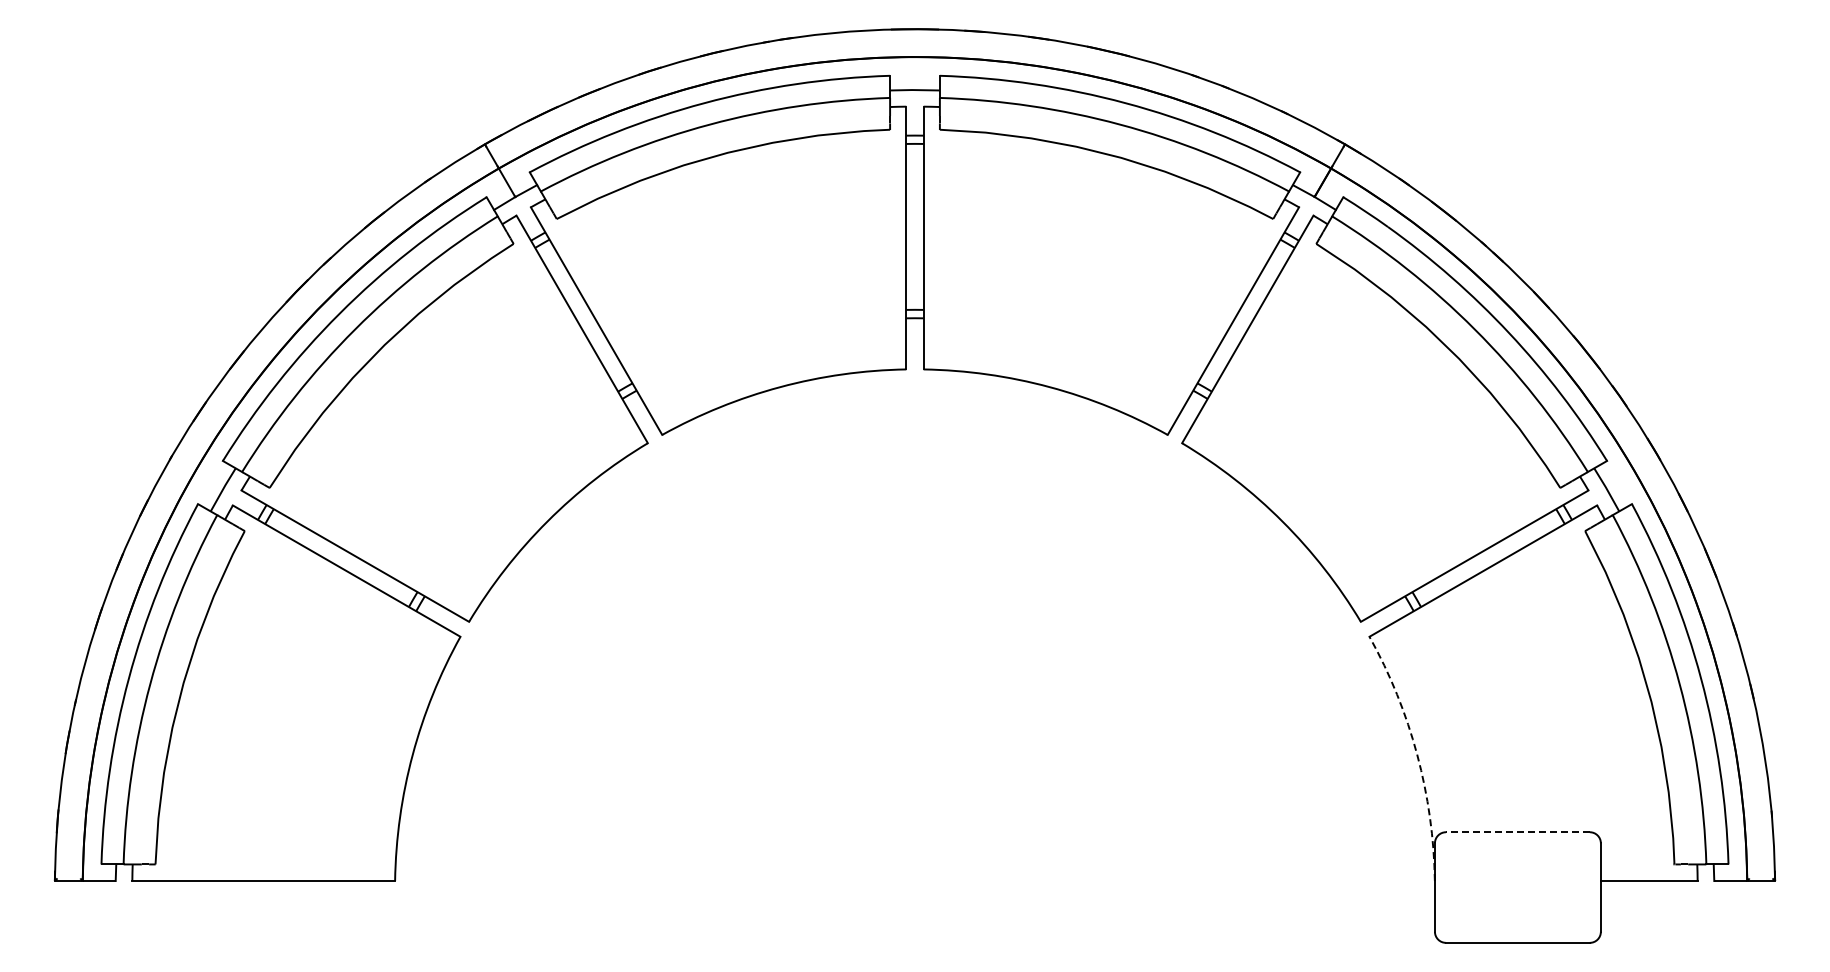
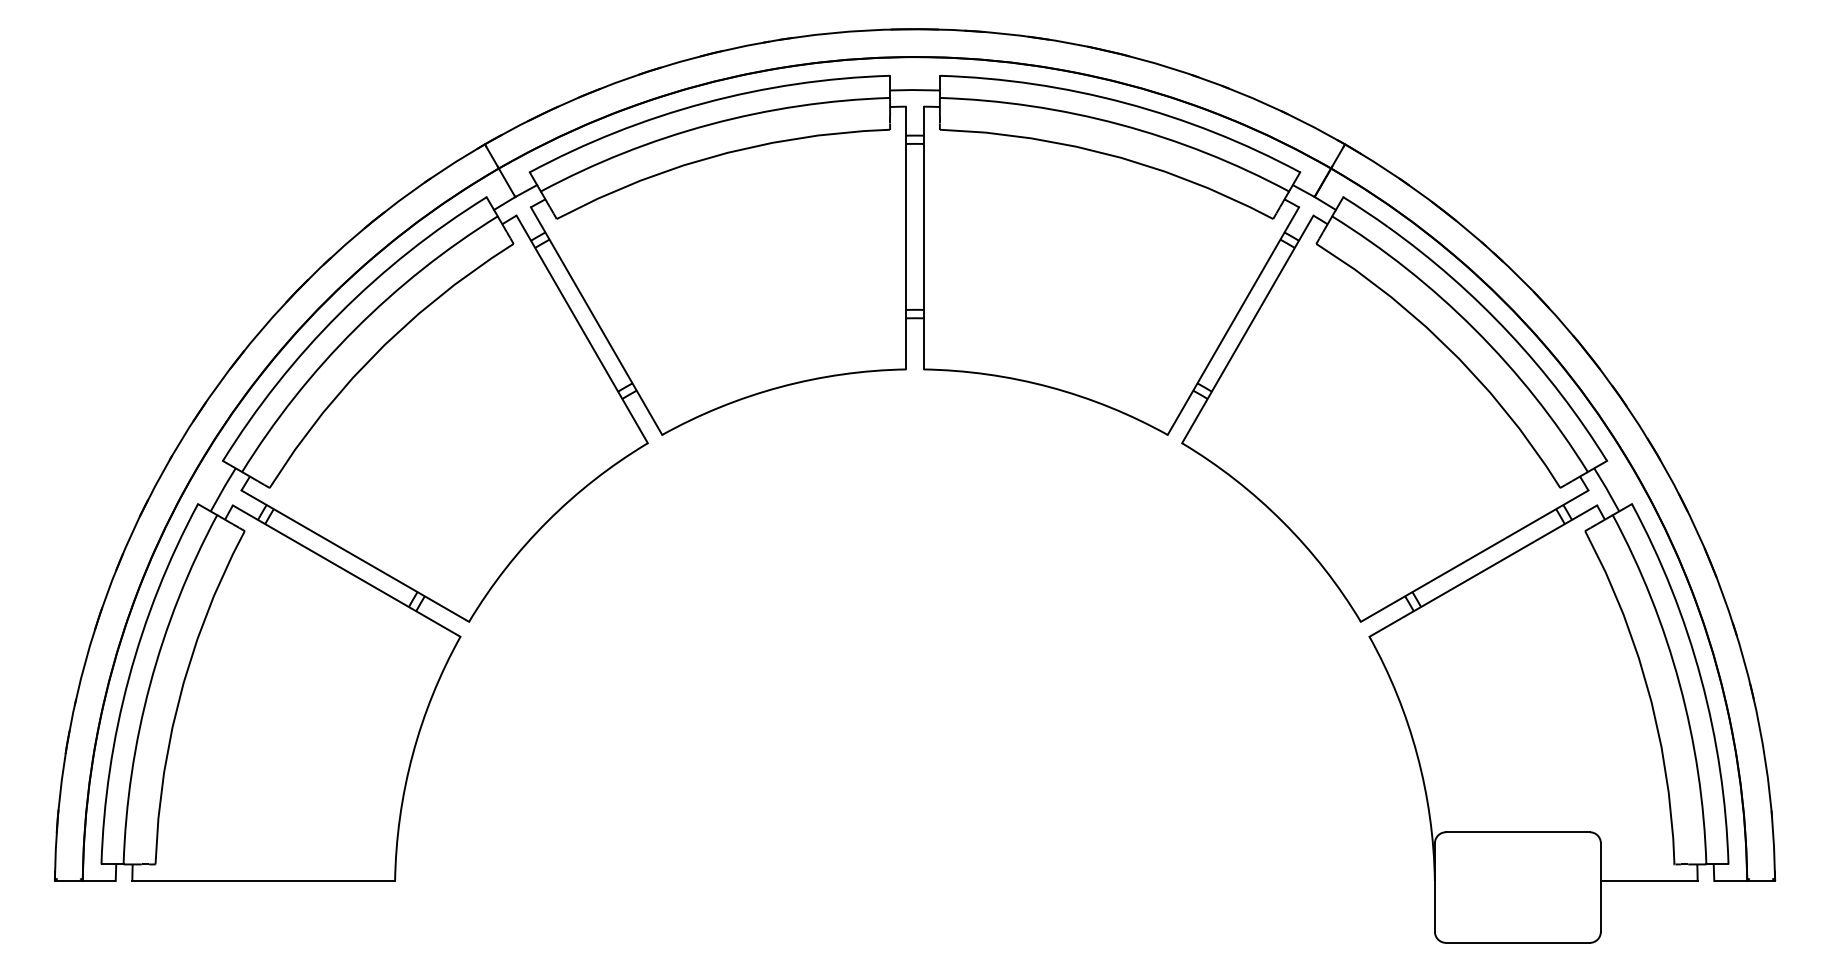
arc: dashed -> solid (1417, 754)
line: dashed -> solid (1517, 832)
